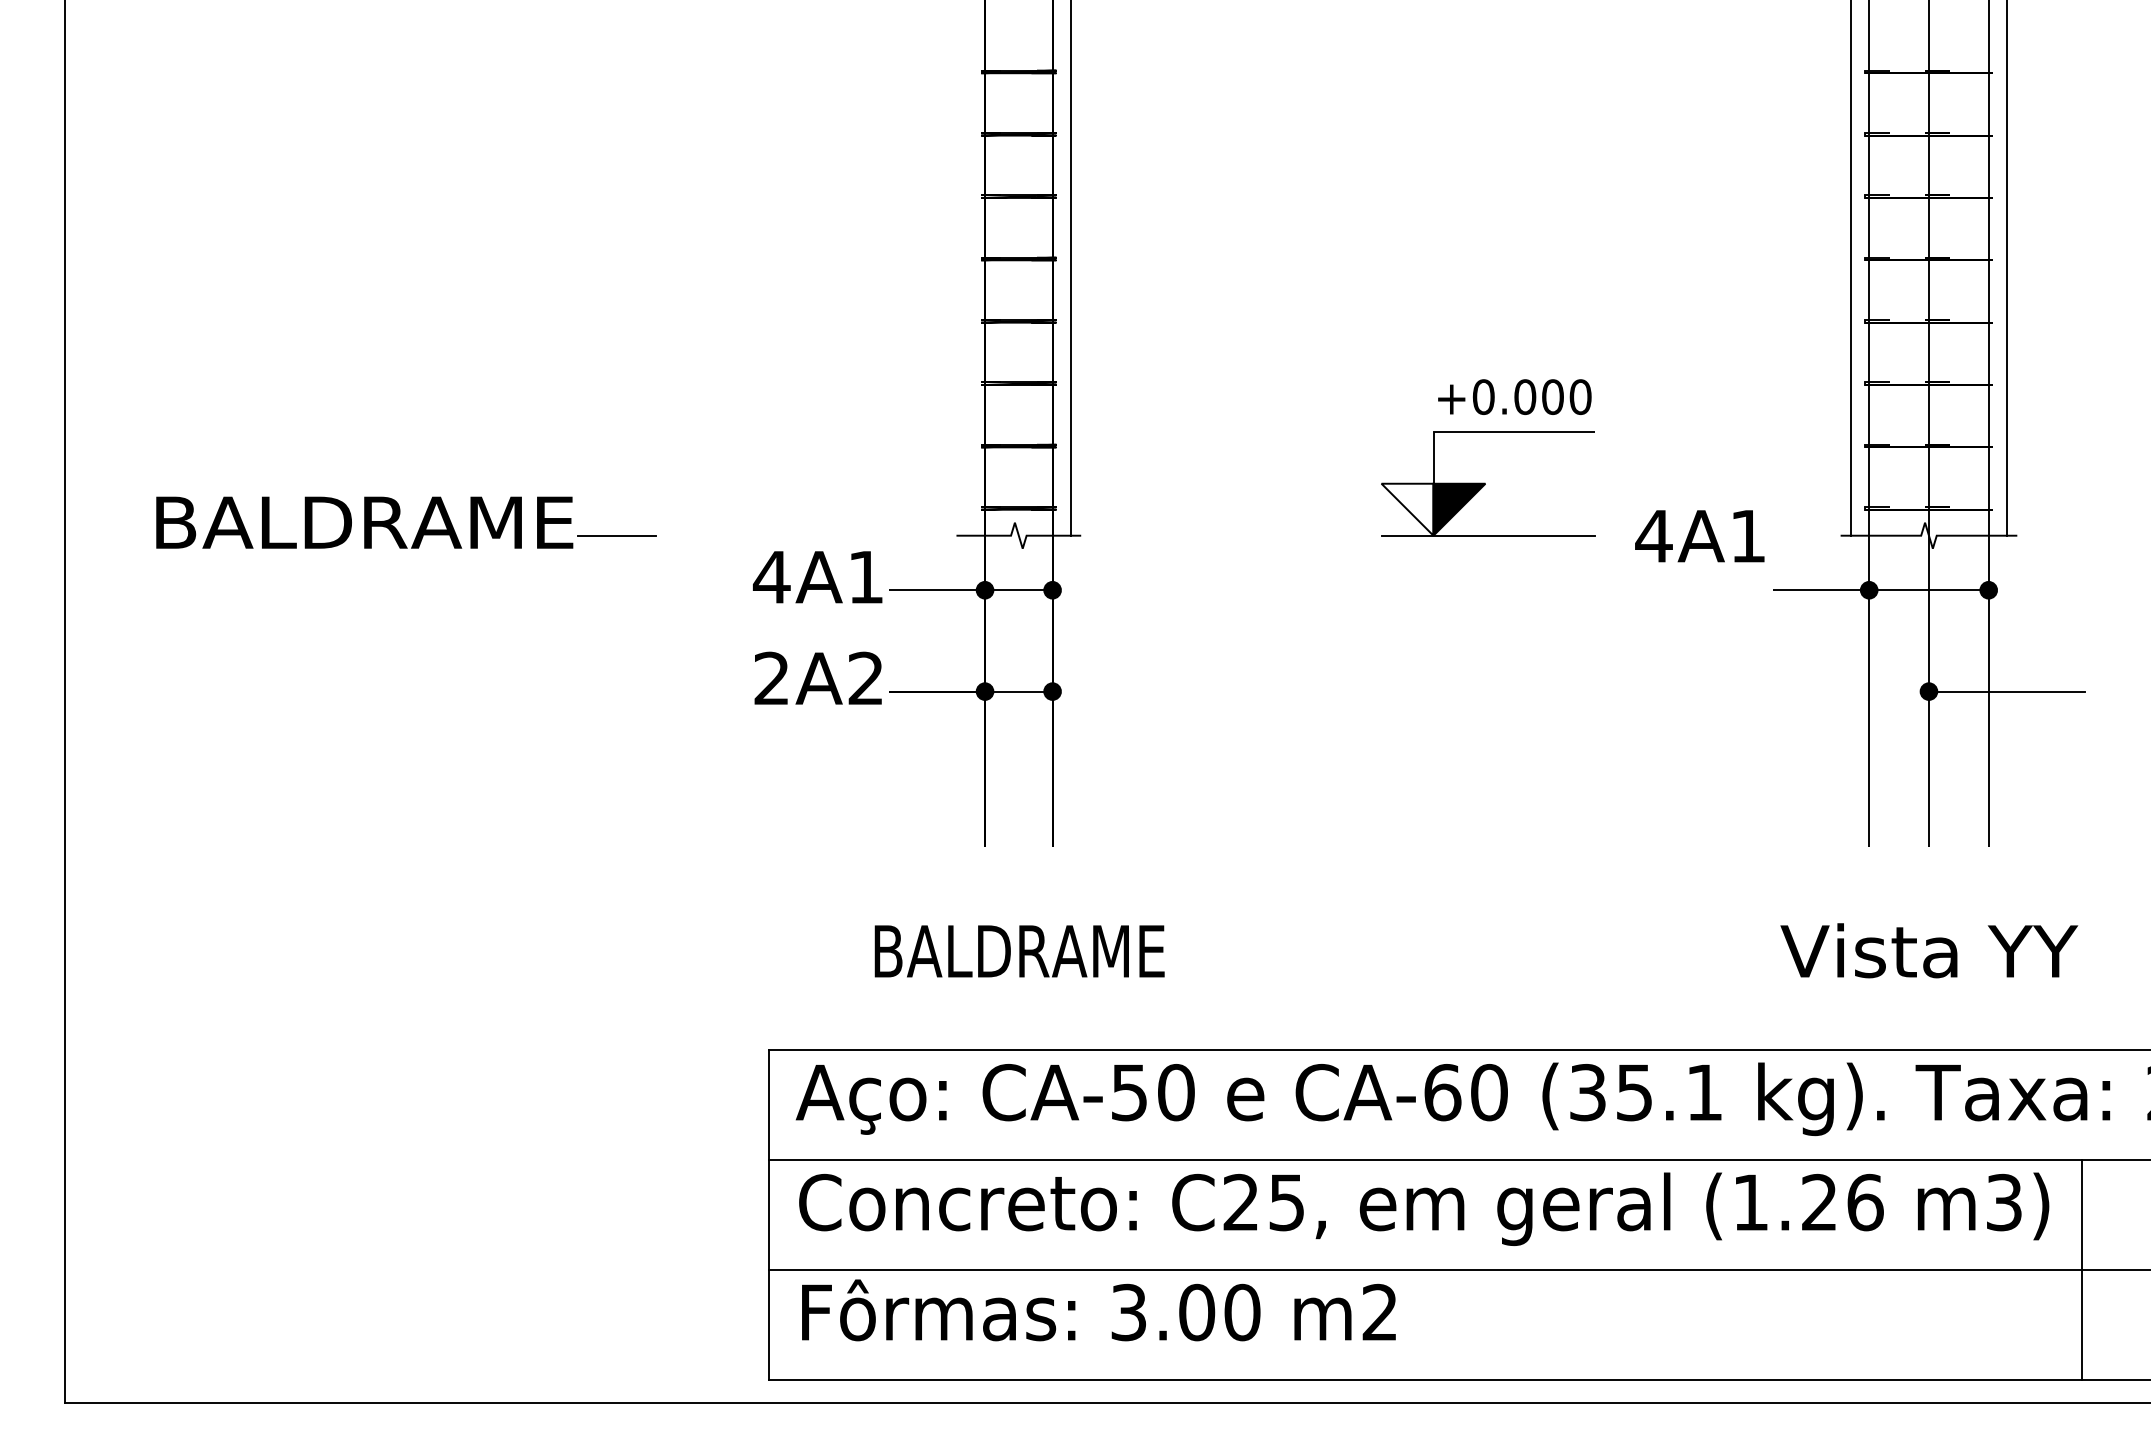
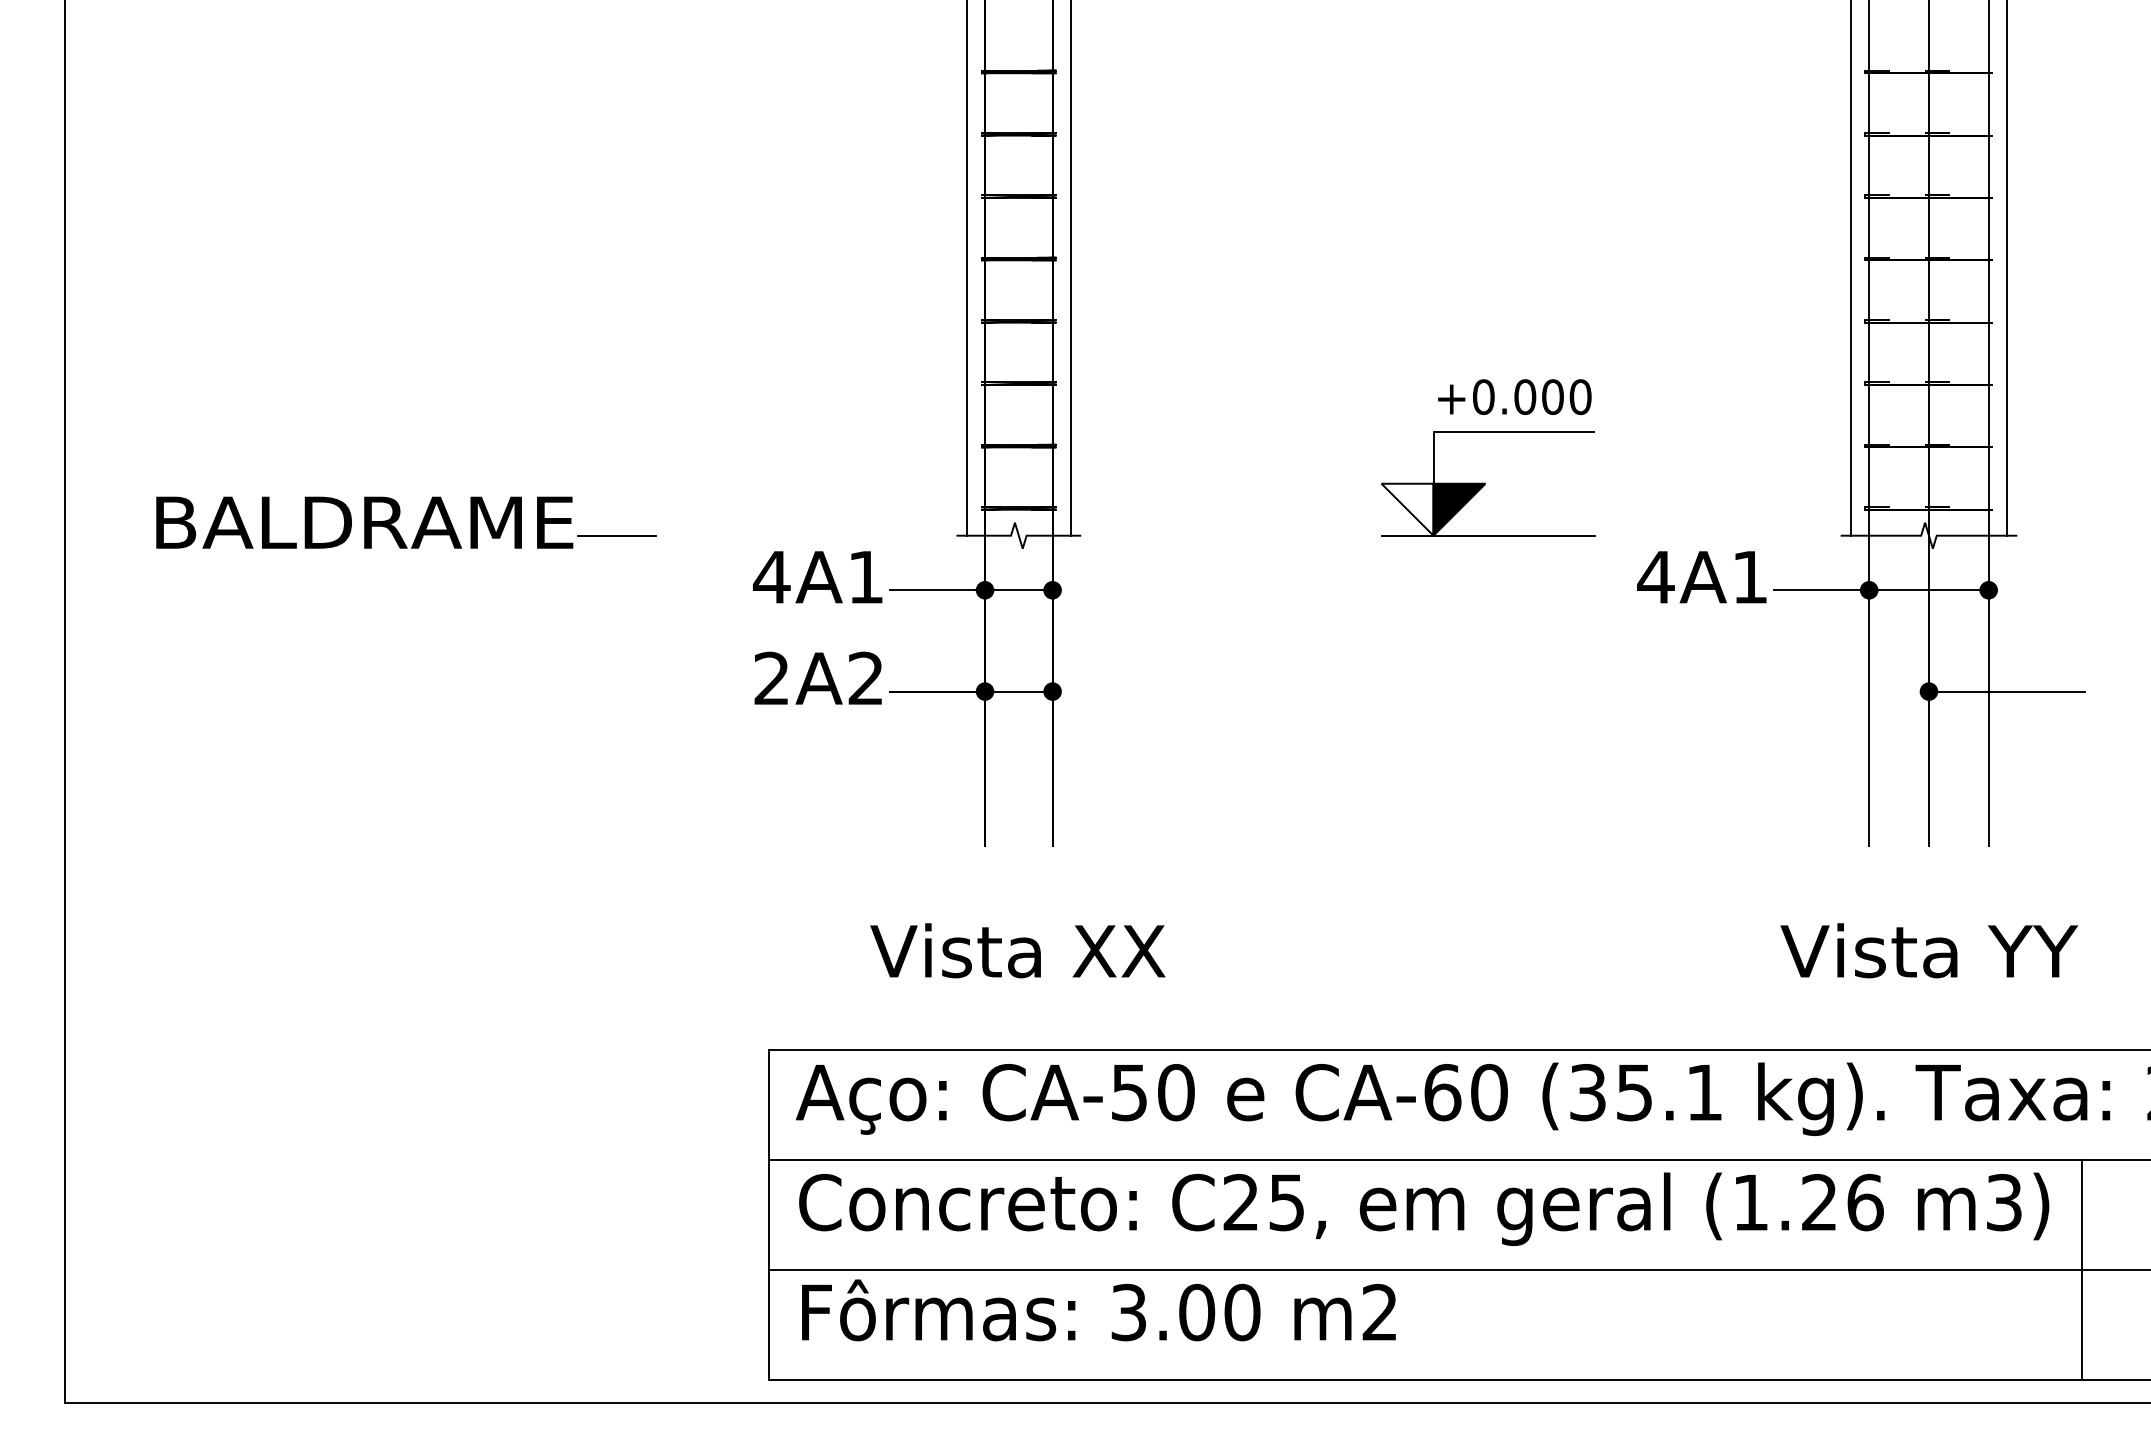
line: none -> present (966, 268)
text position: (1699, 536) -> (1701, 577) (1701, 577)
text: BALDRAME -> Vista XX (1017, 950)
